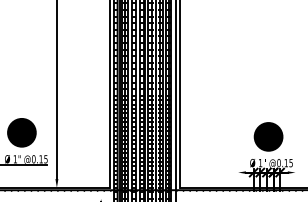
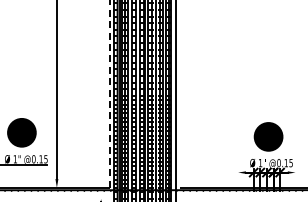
line: solid -> dashed (109, 94)
line: present -> none (180, 94)
